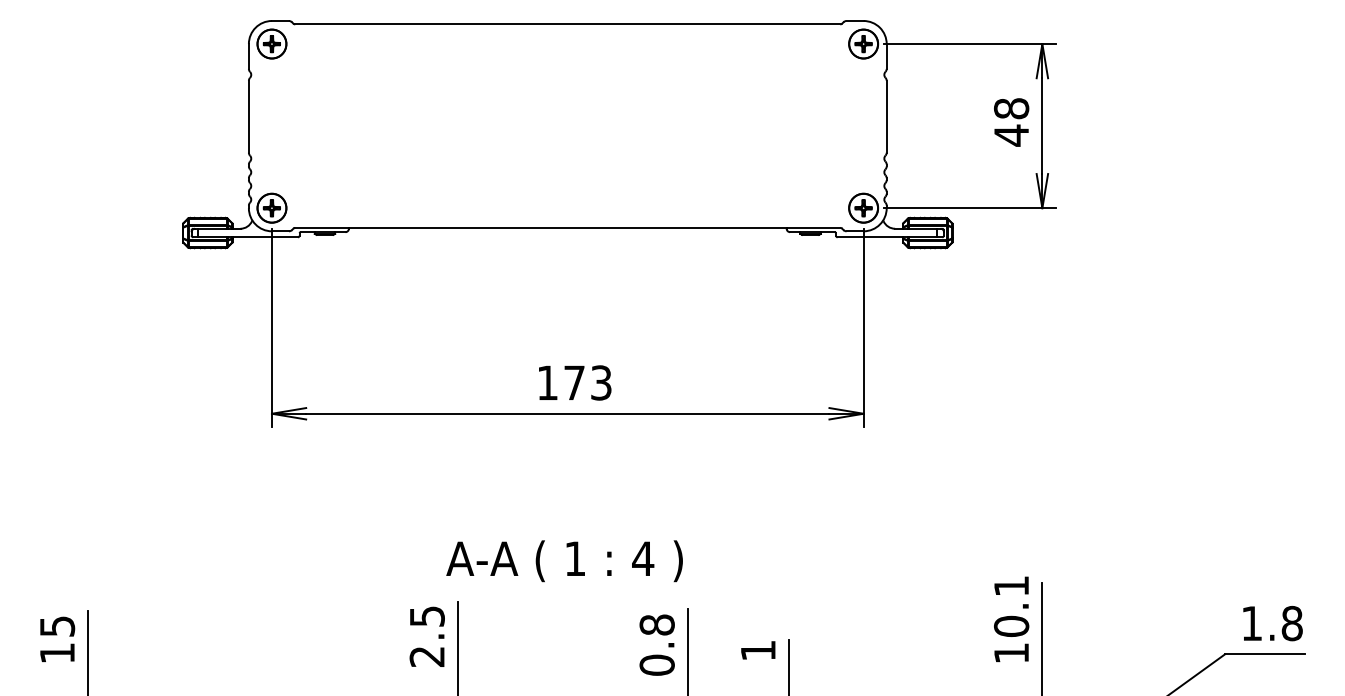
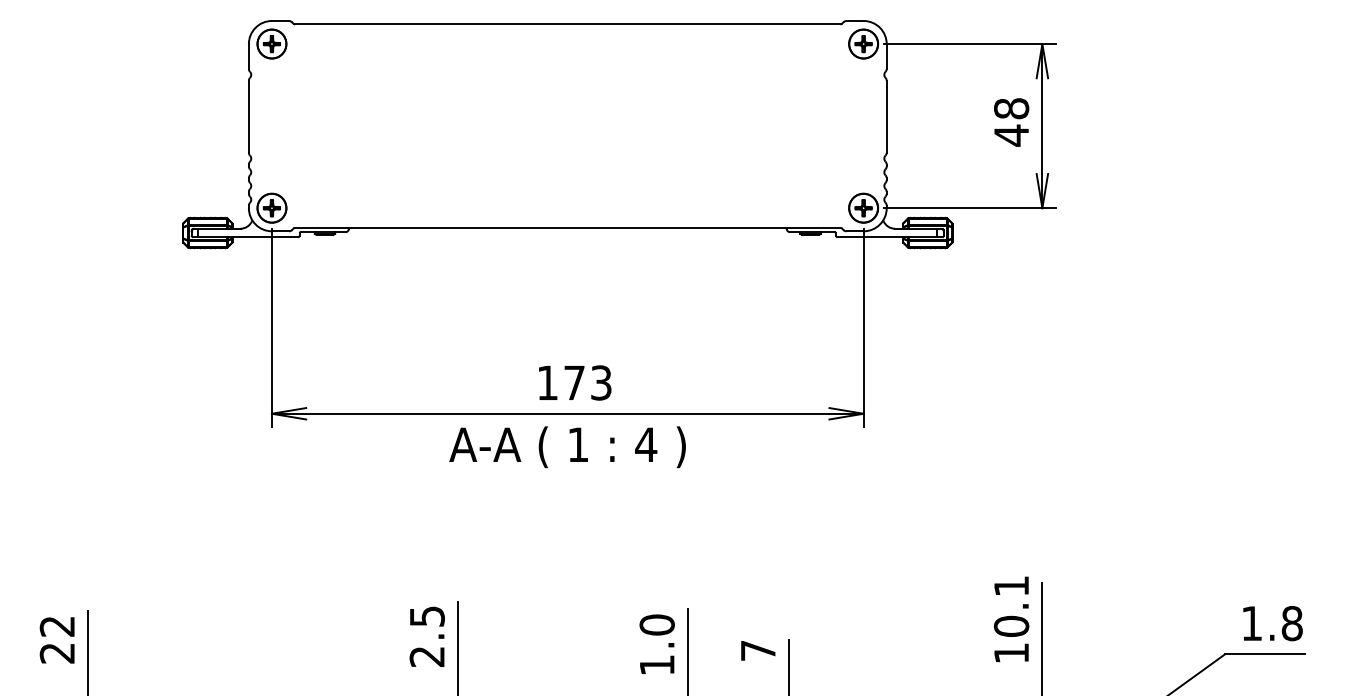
text position: (564, 561) -> (567, 447) (567, 447)
text: 15 -> 22 (57, 639)
text: 0.8 -> 1.0 (656, 644)
text: 1 -> 7 (758, 650)
